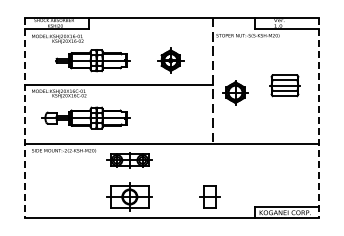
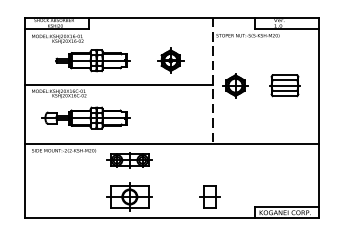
part position: (235, 92) -> (235, 85) (235, 85)
line: dashed -> solid (25, 118)
line: dashed -> solid (318, 118)
